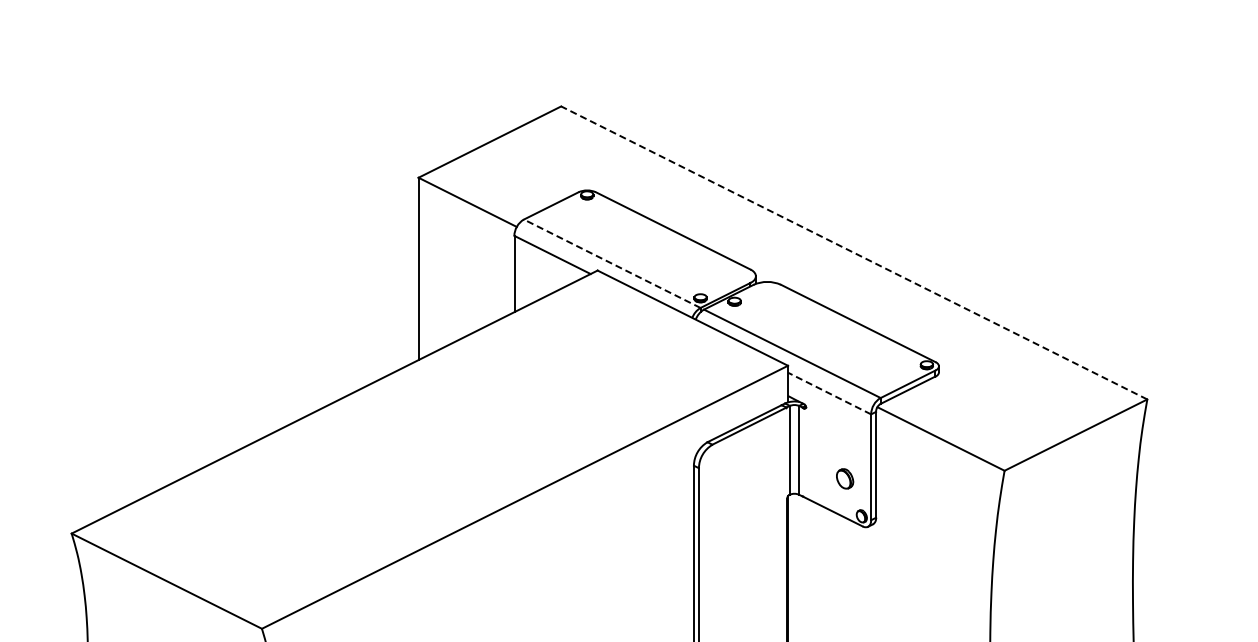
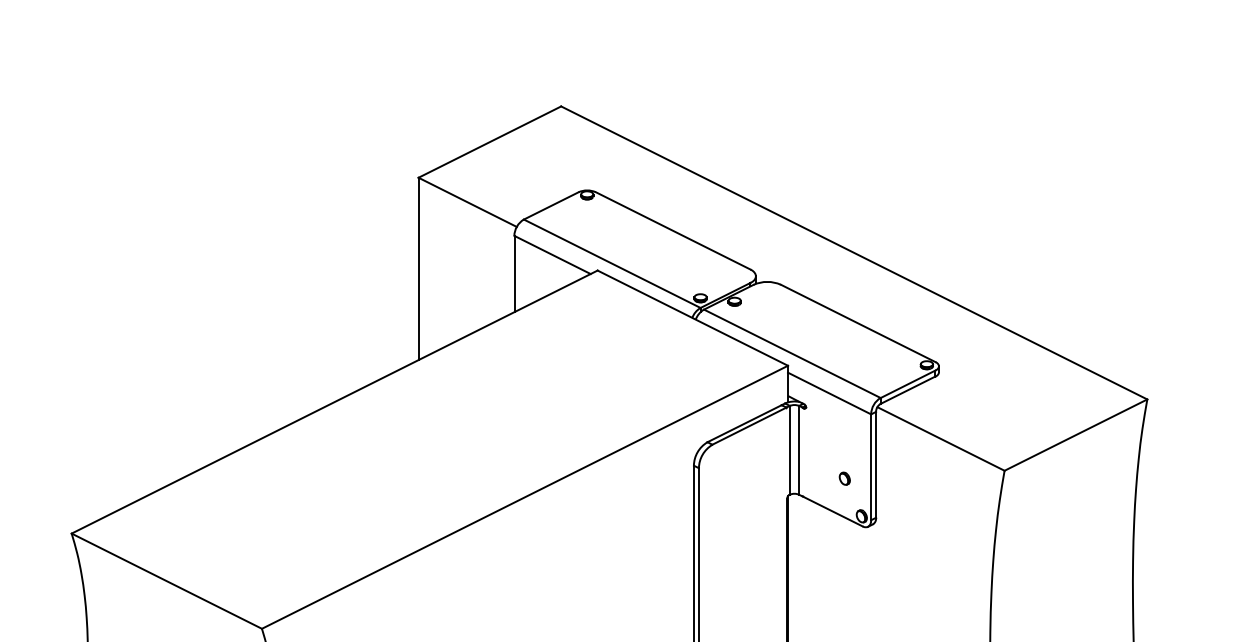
line: dashed -> solid (854, 252)
line: dashed -> solid (612, 263)
line: dashed -> solid (829, 393)
part size: 19x22 px -> 13x15 px (844, 478)
